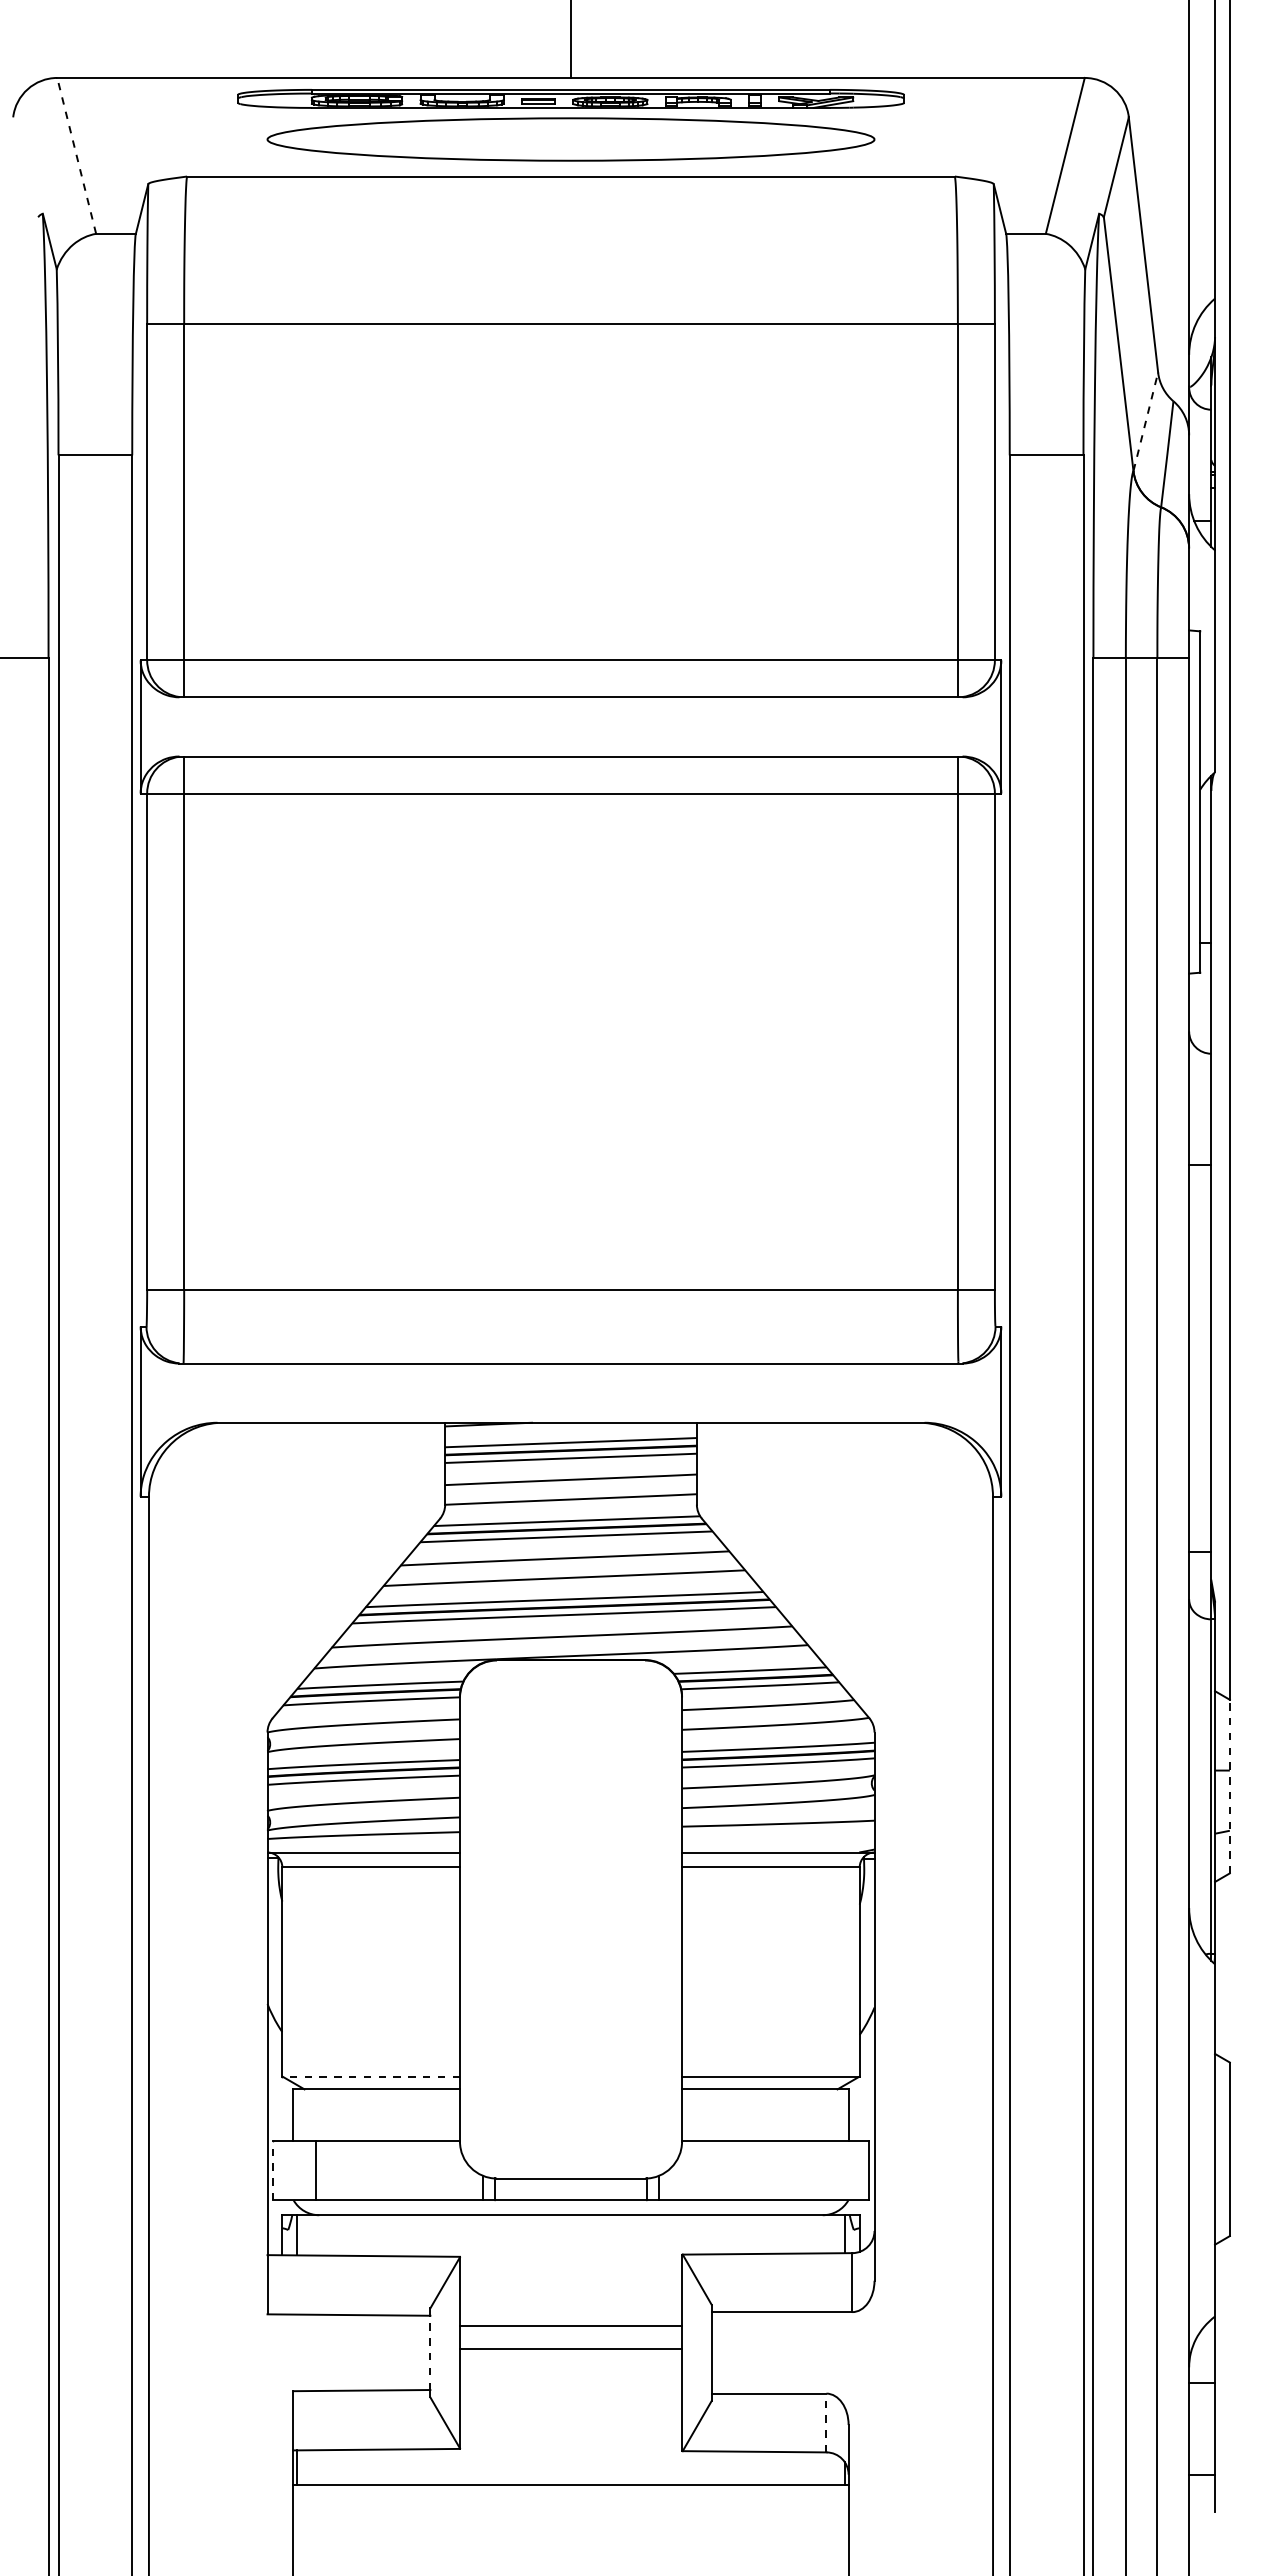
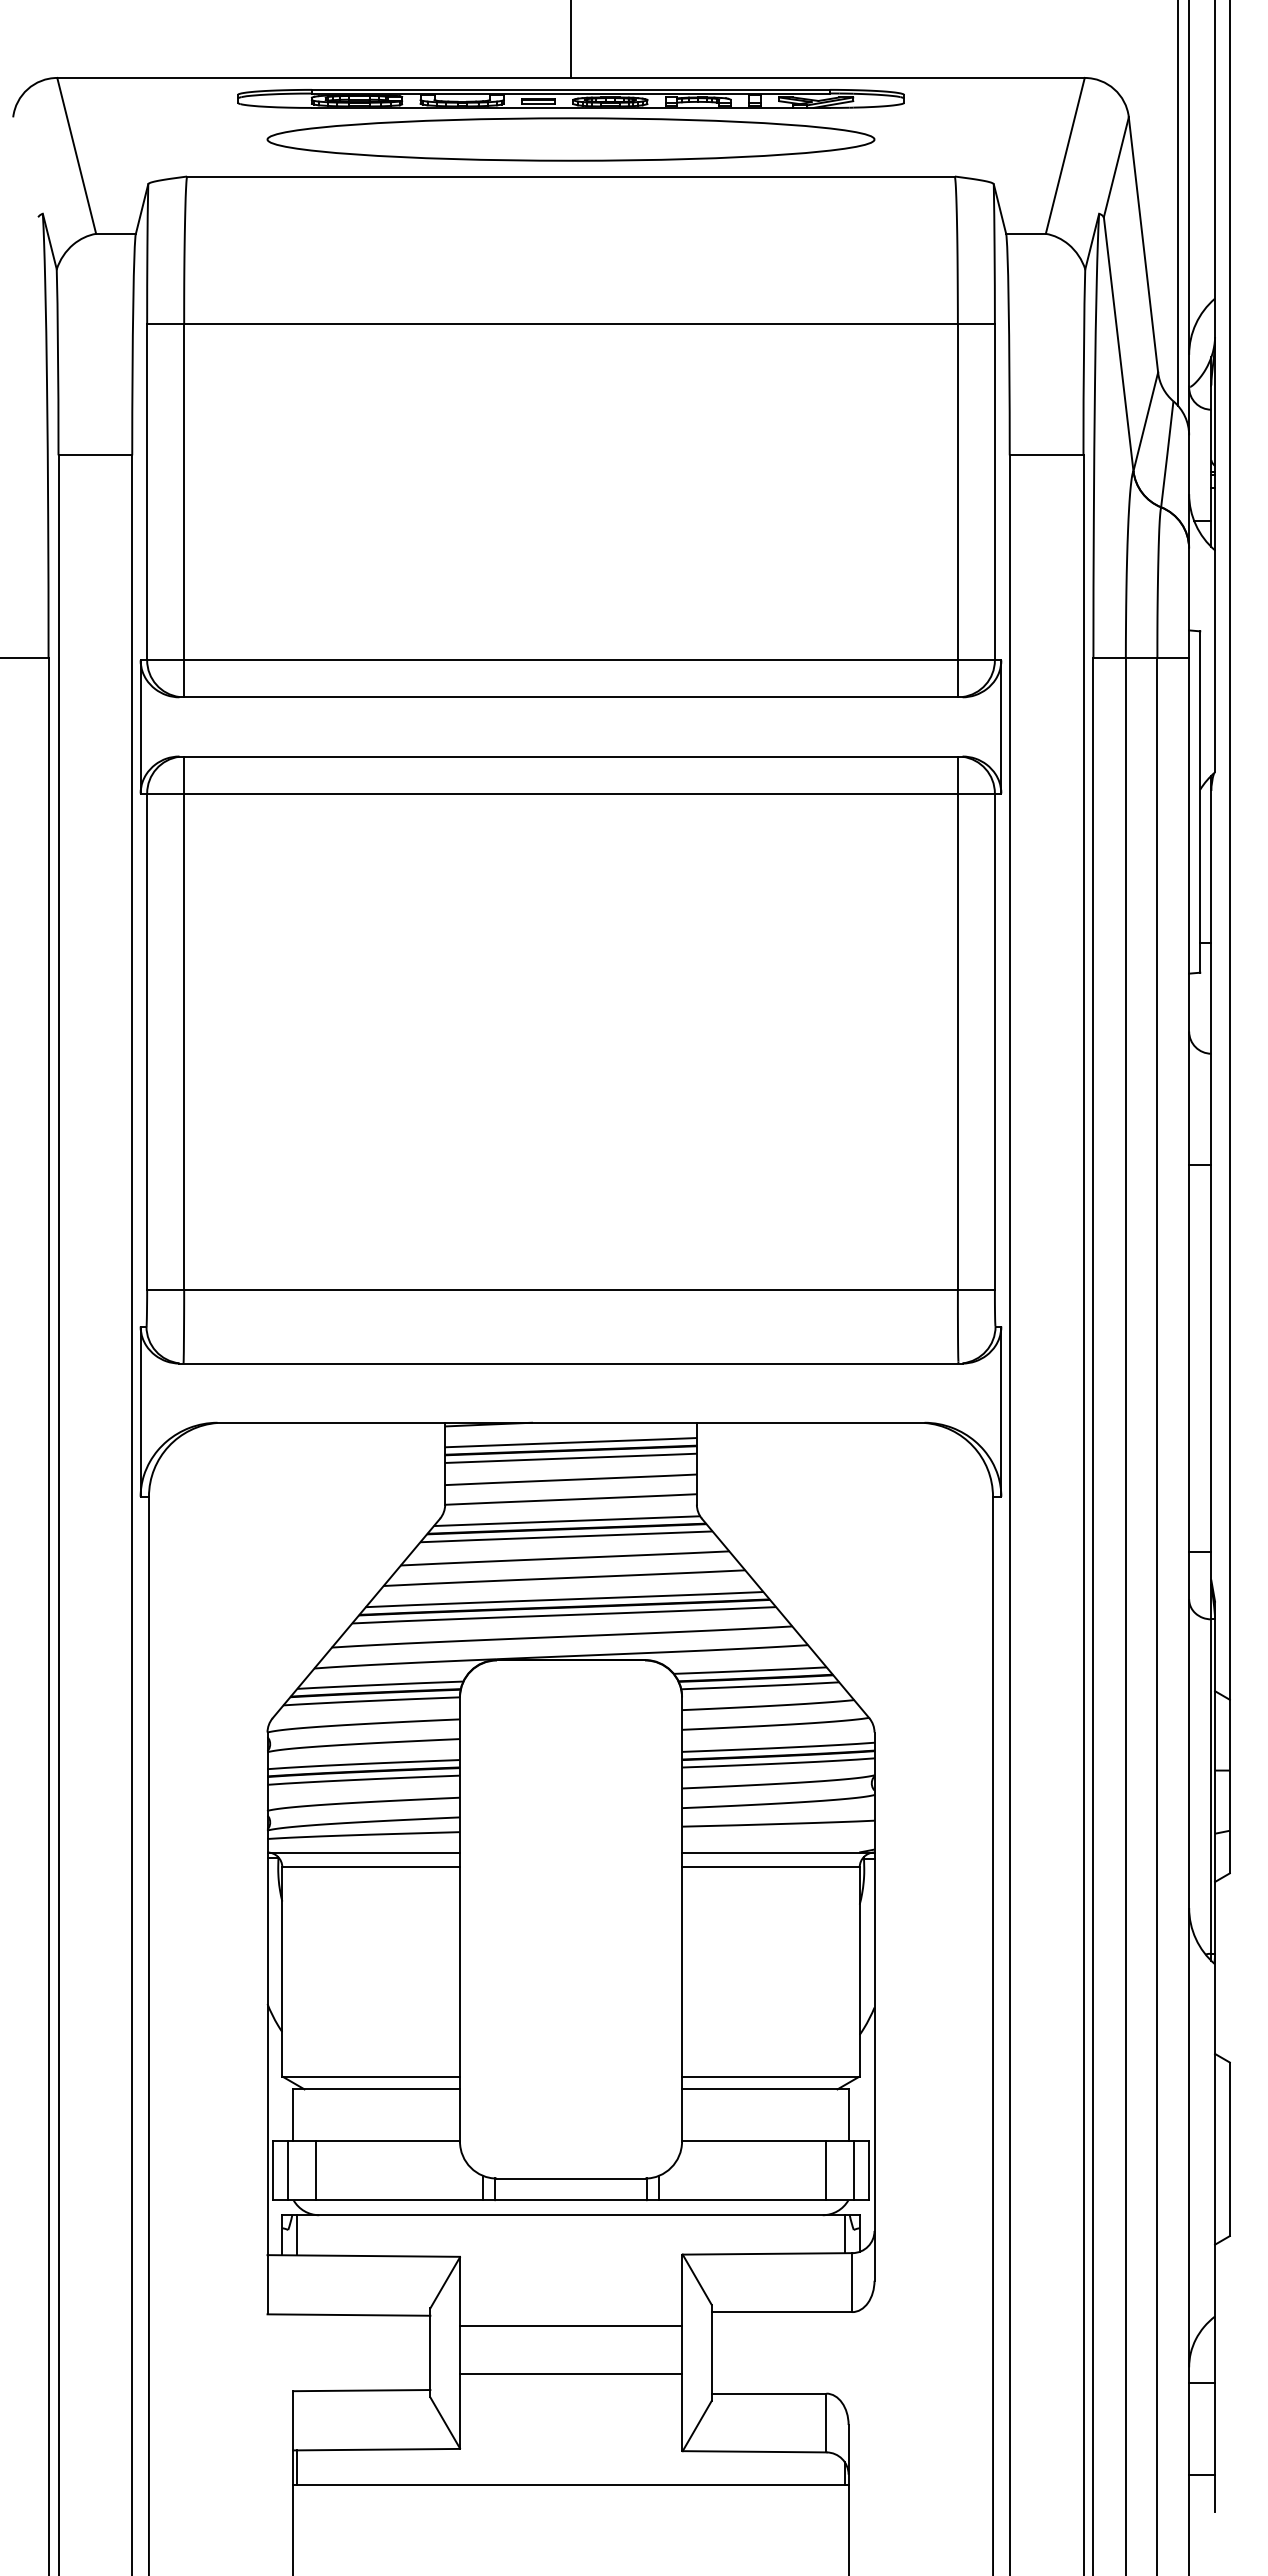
line: dashed -> solid (76, 155)
line: none -> present (1178, 204)
line: dashed -> solid (1145, 421)
line: dashed -> solid (1229, 1786)
line: dashed -> solid (371, 2076)
line: dashed -> solid (273, 2170)
line: none -> present (288, 2170)
line: none -> present (826, 2170)
line: none -> present (853, 2170)
line position: (570, 2349) -> (570, 2374) (570, 2374)
line: dashed -> solid (430, 2352)
line: dashed -> solid (826, 2422)
